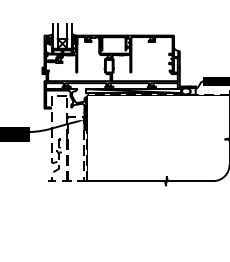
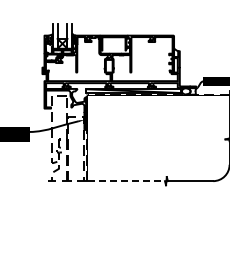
line: solid -> dashed (126, 181)
